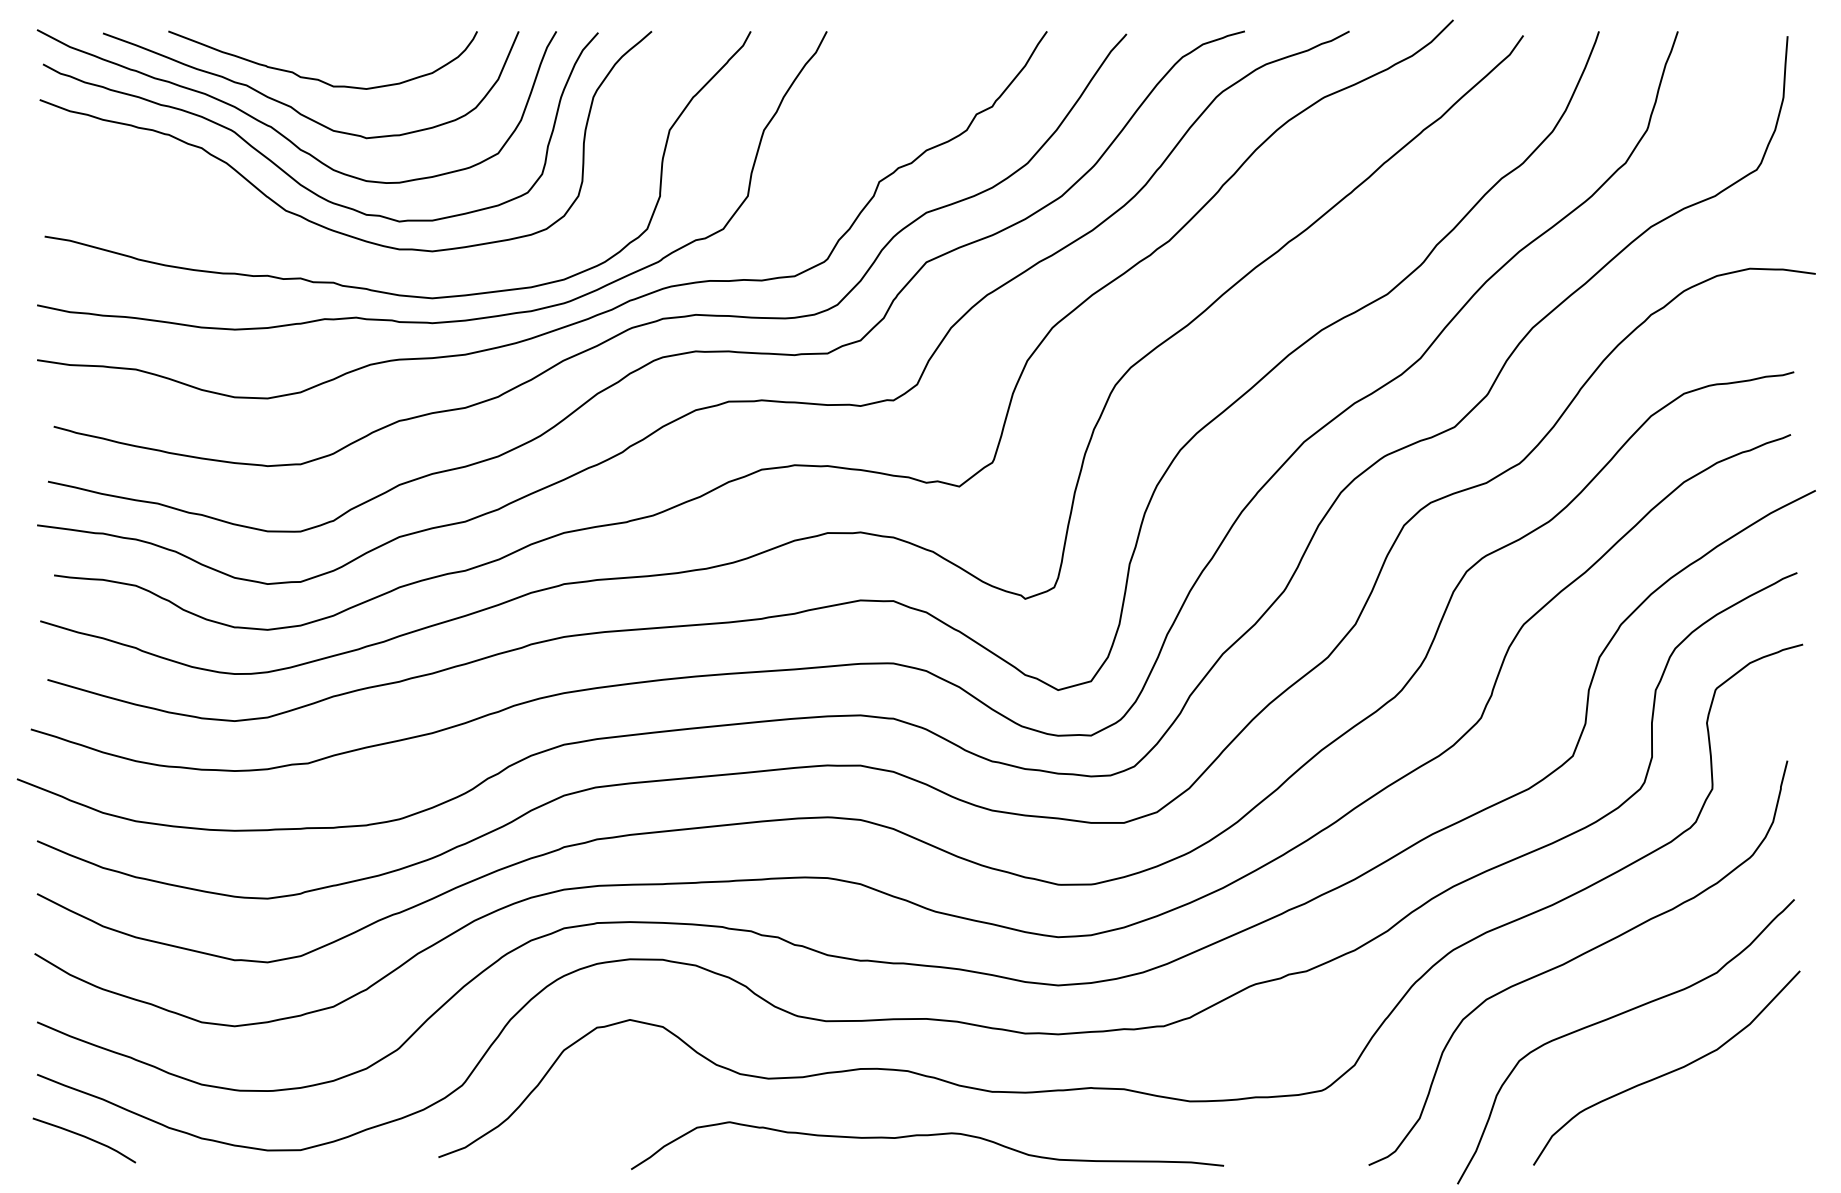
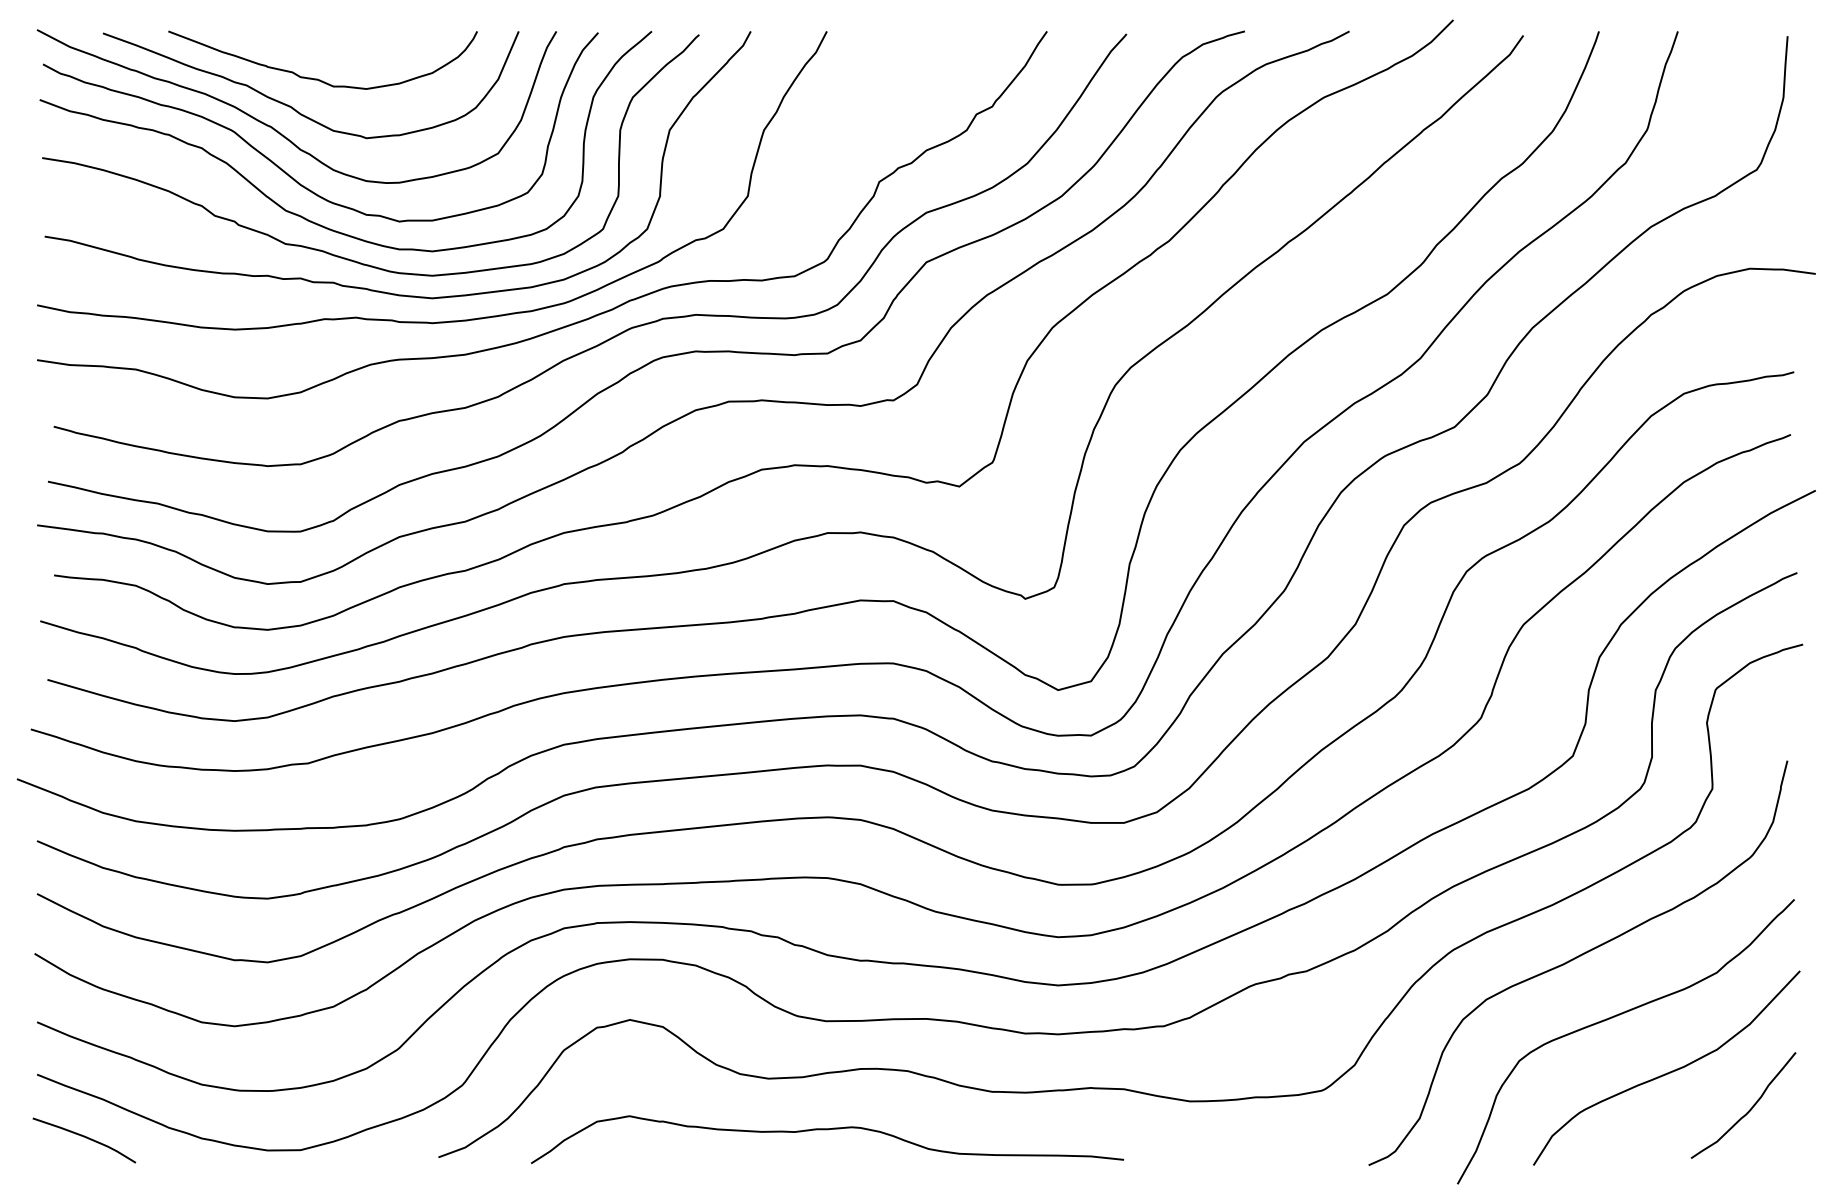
curve: none -> present (338, 255)
curve: none -> present (1748, 1110)
curve position: (927, 1136) -> (827, 1130) (827, 1130)
